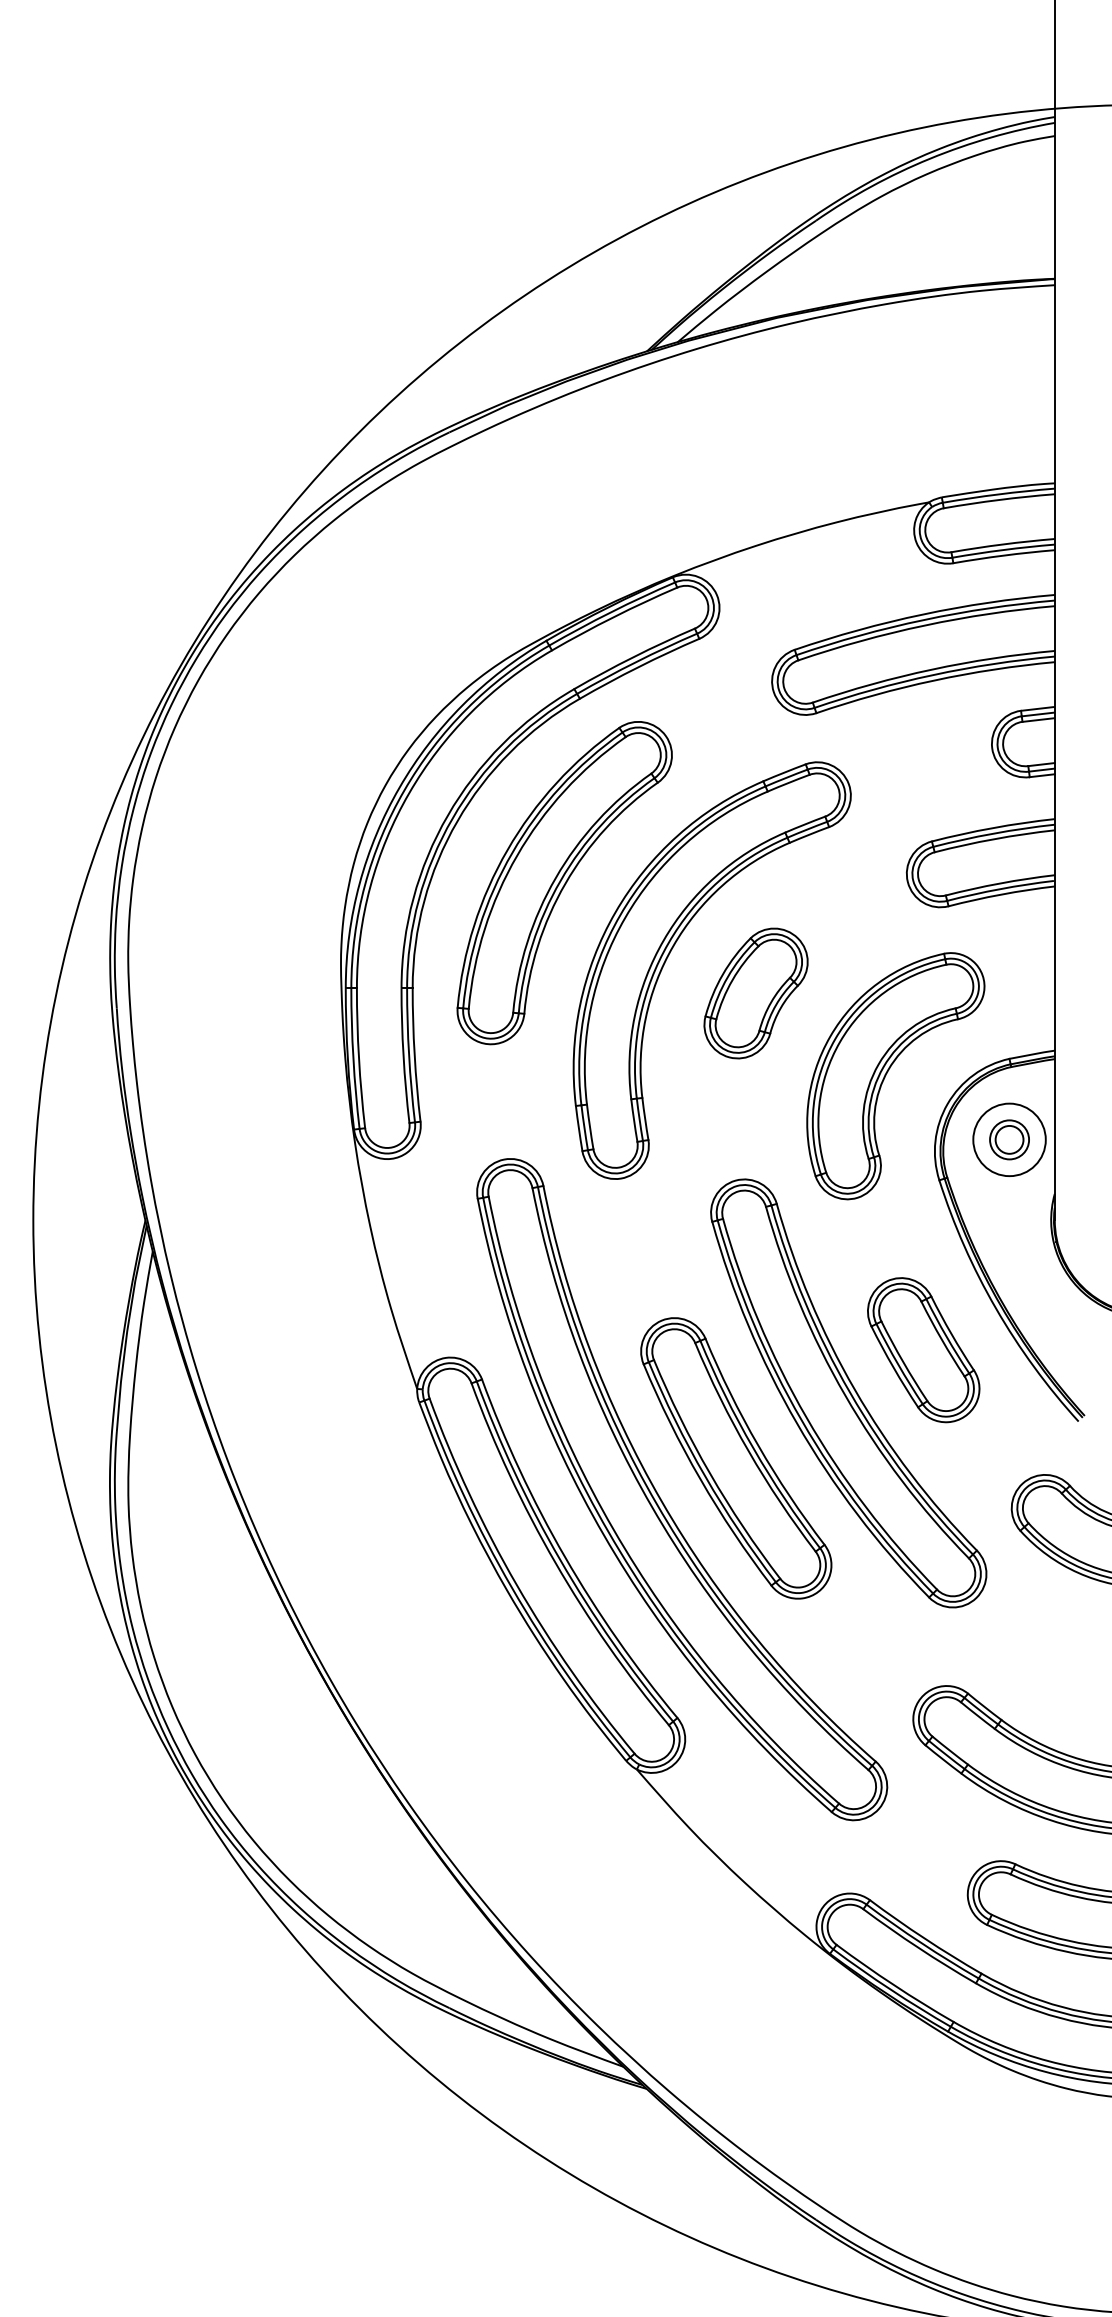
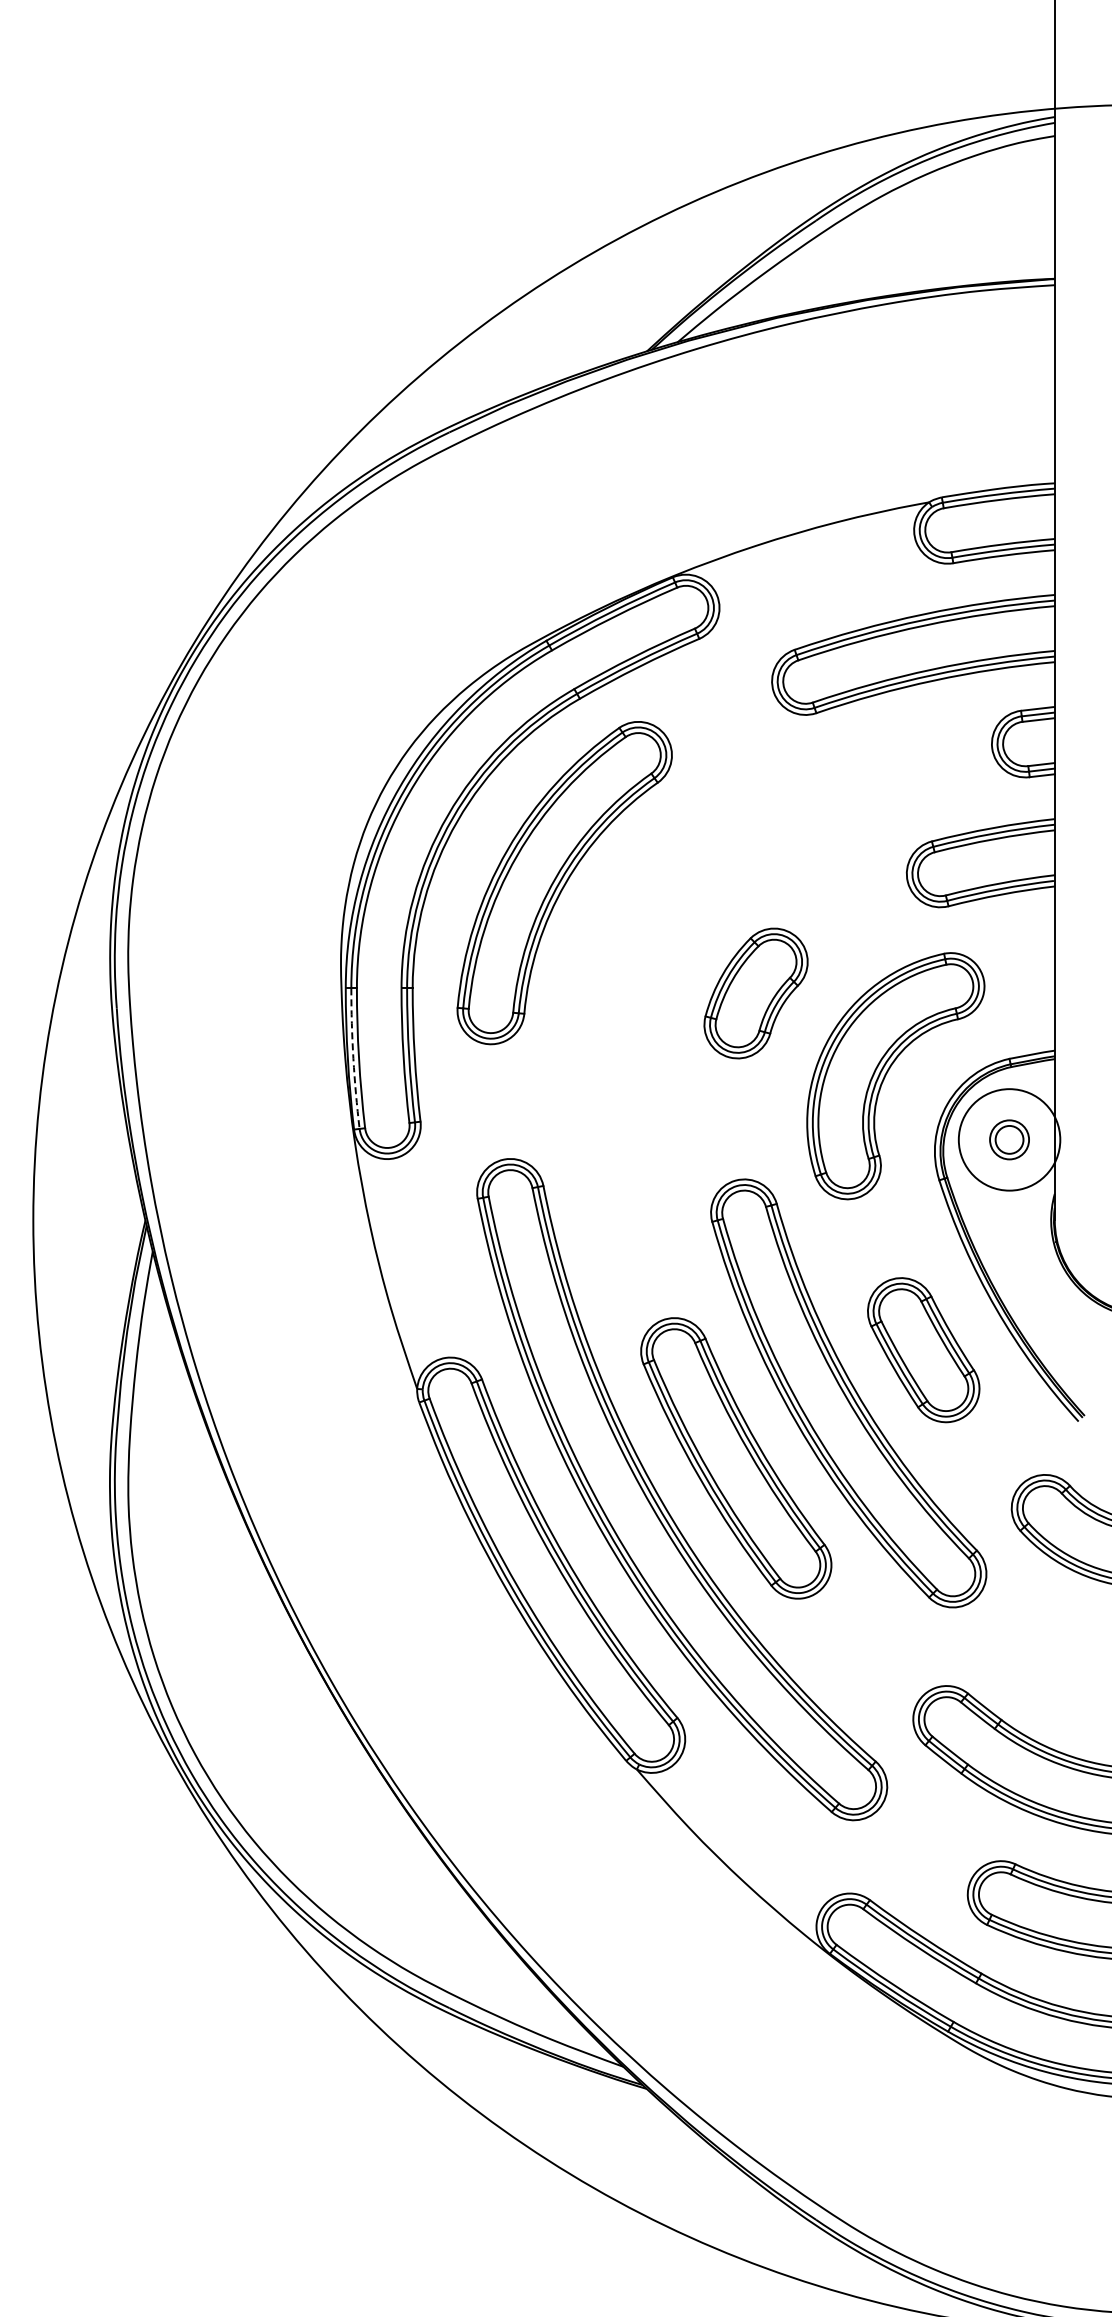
part: present -> none (673, 948)
arc: solid -> dashed (353, 1058)
circle diameter: 73 px -> 102 px (1009, 1139)
